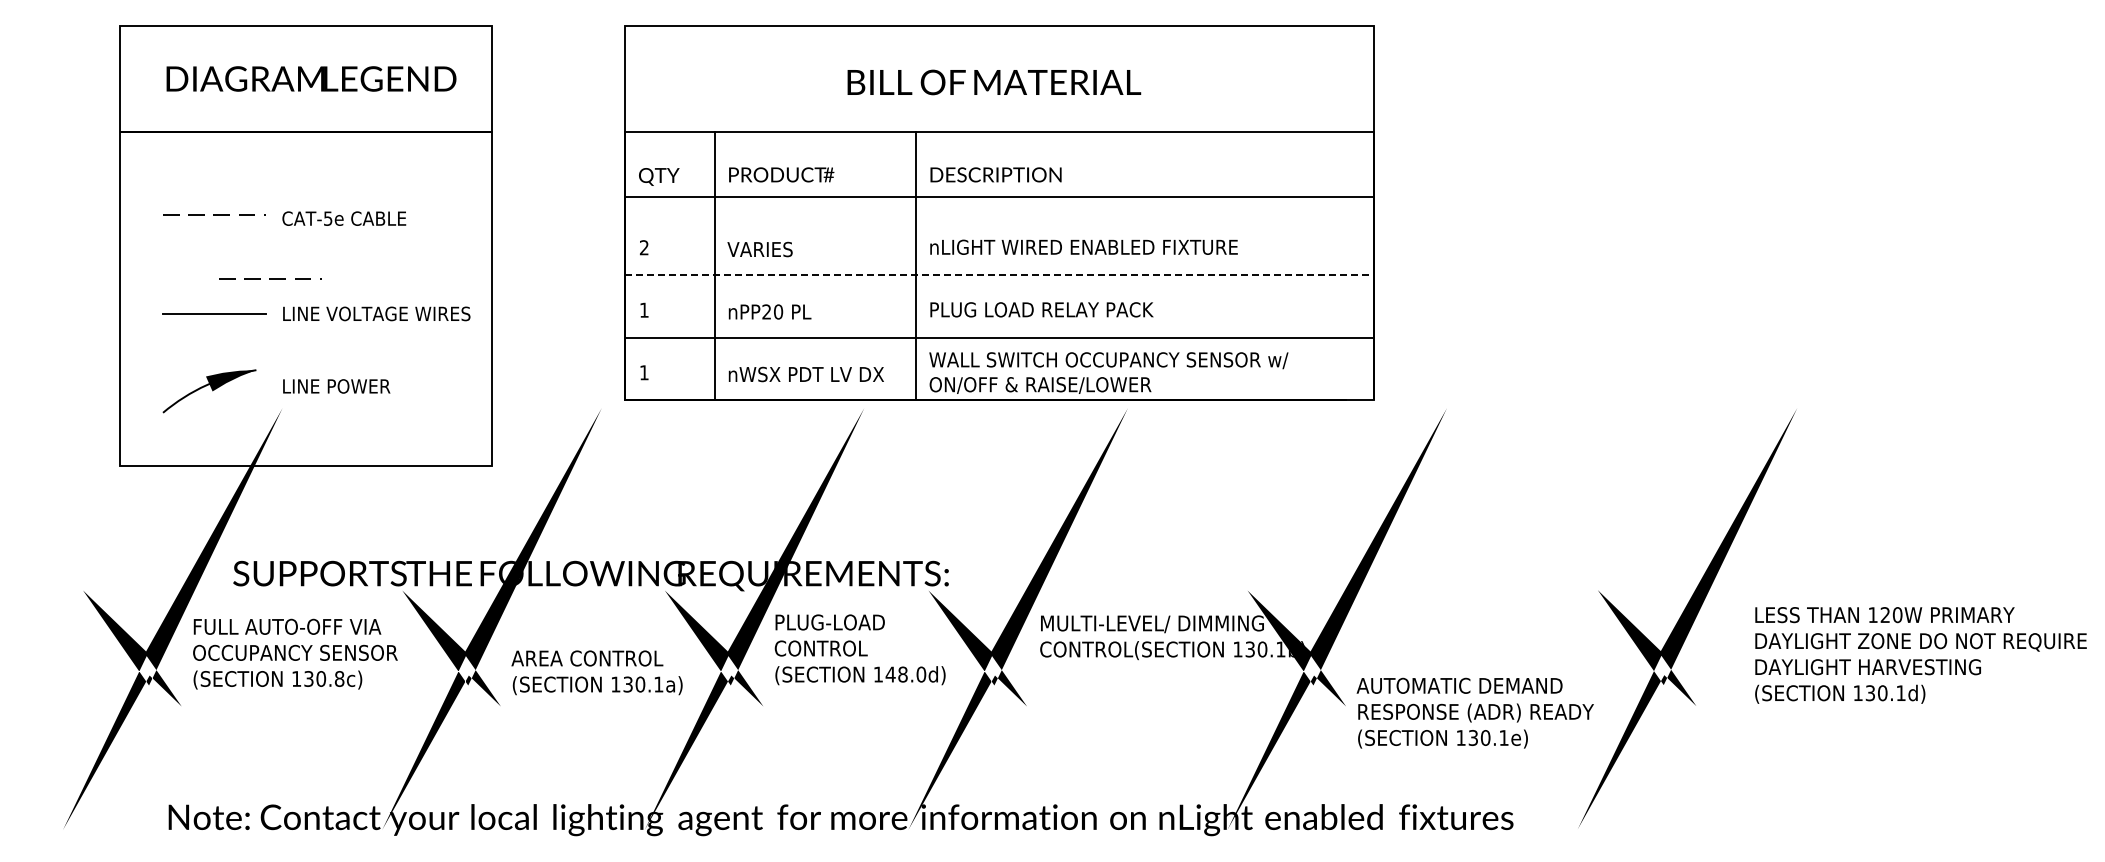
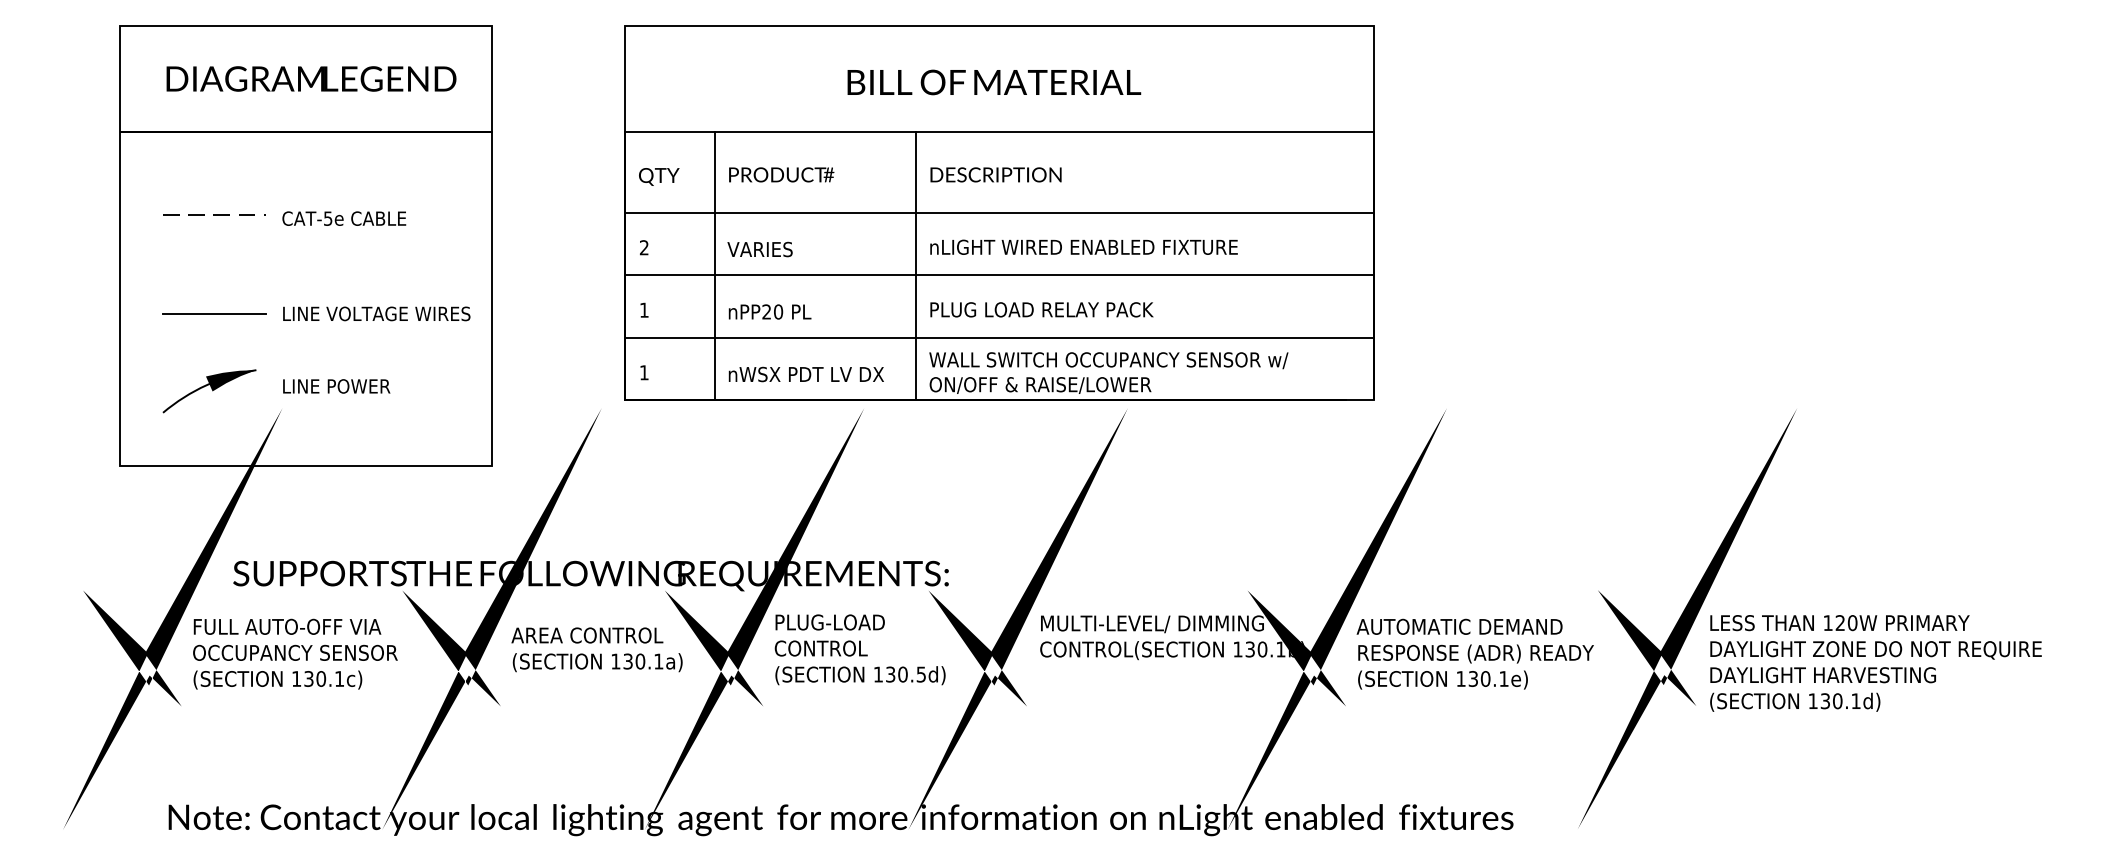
line position: (999, 196) -> (999, 212) (999, 212)
line: dashed -> solid (1000, 275)
line: present -> none (270, 278)
text position: (1920, 655) -> (1875, 663) (1875, 663)
text position: (596, 672) -> (596, 649) (596, 649)
text: 148.0d) -> 130.5d) (905, 674)
text: 130.8c) -> 130.1c) (339, 678)
text position: (1474, 712) -> (1474, 653) (1474, 653)
